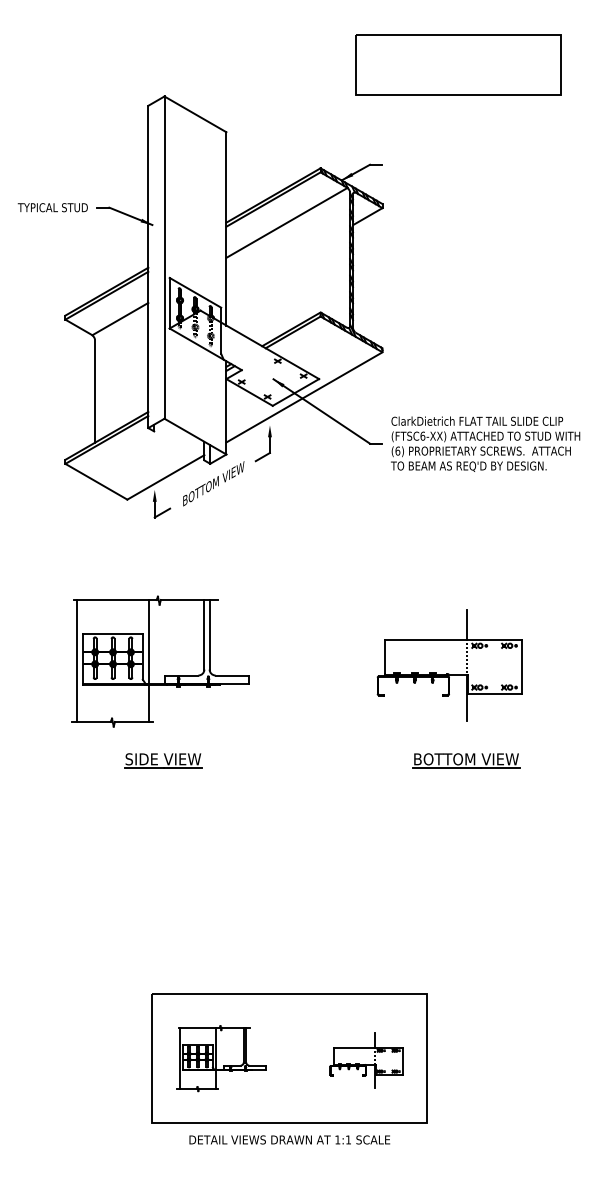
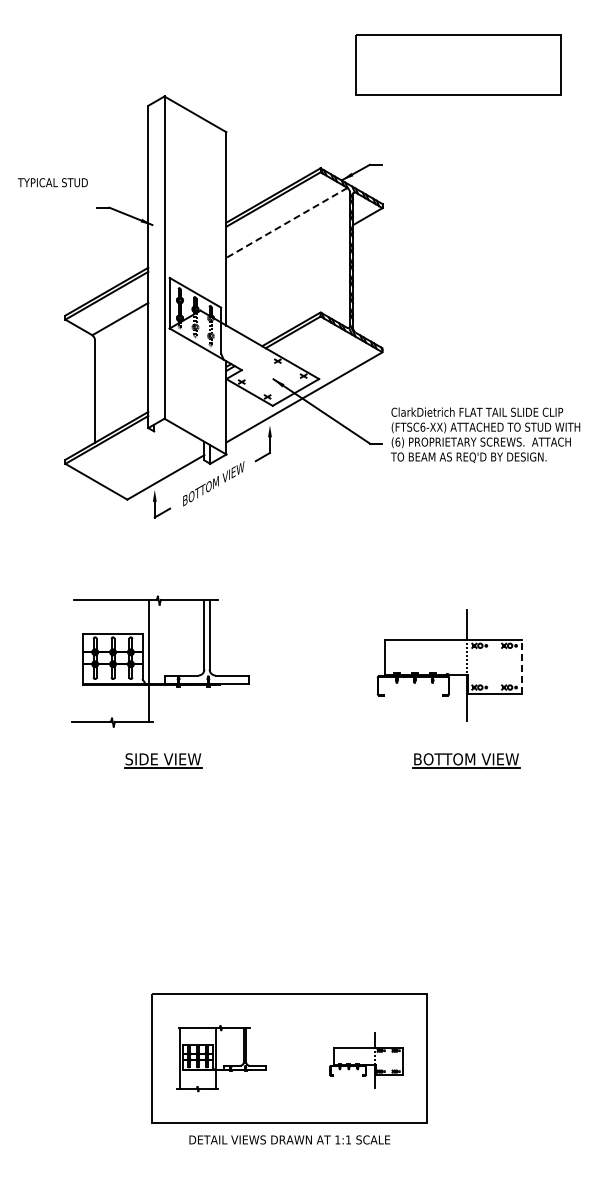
text position: (52, 207) -> (52, 182) (52, 182)
line: solid -> dashed (286, 222)
text position: (485, 443) -> (485, 434) (485, 434)
line: present -> none (77, 660)
line: solid -> dashed (522, 666)
